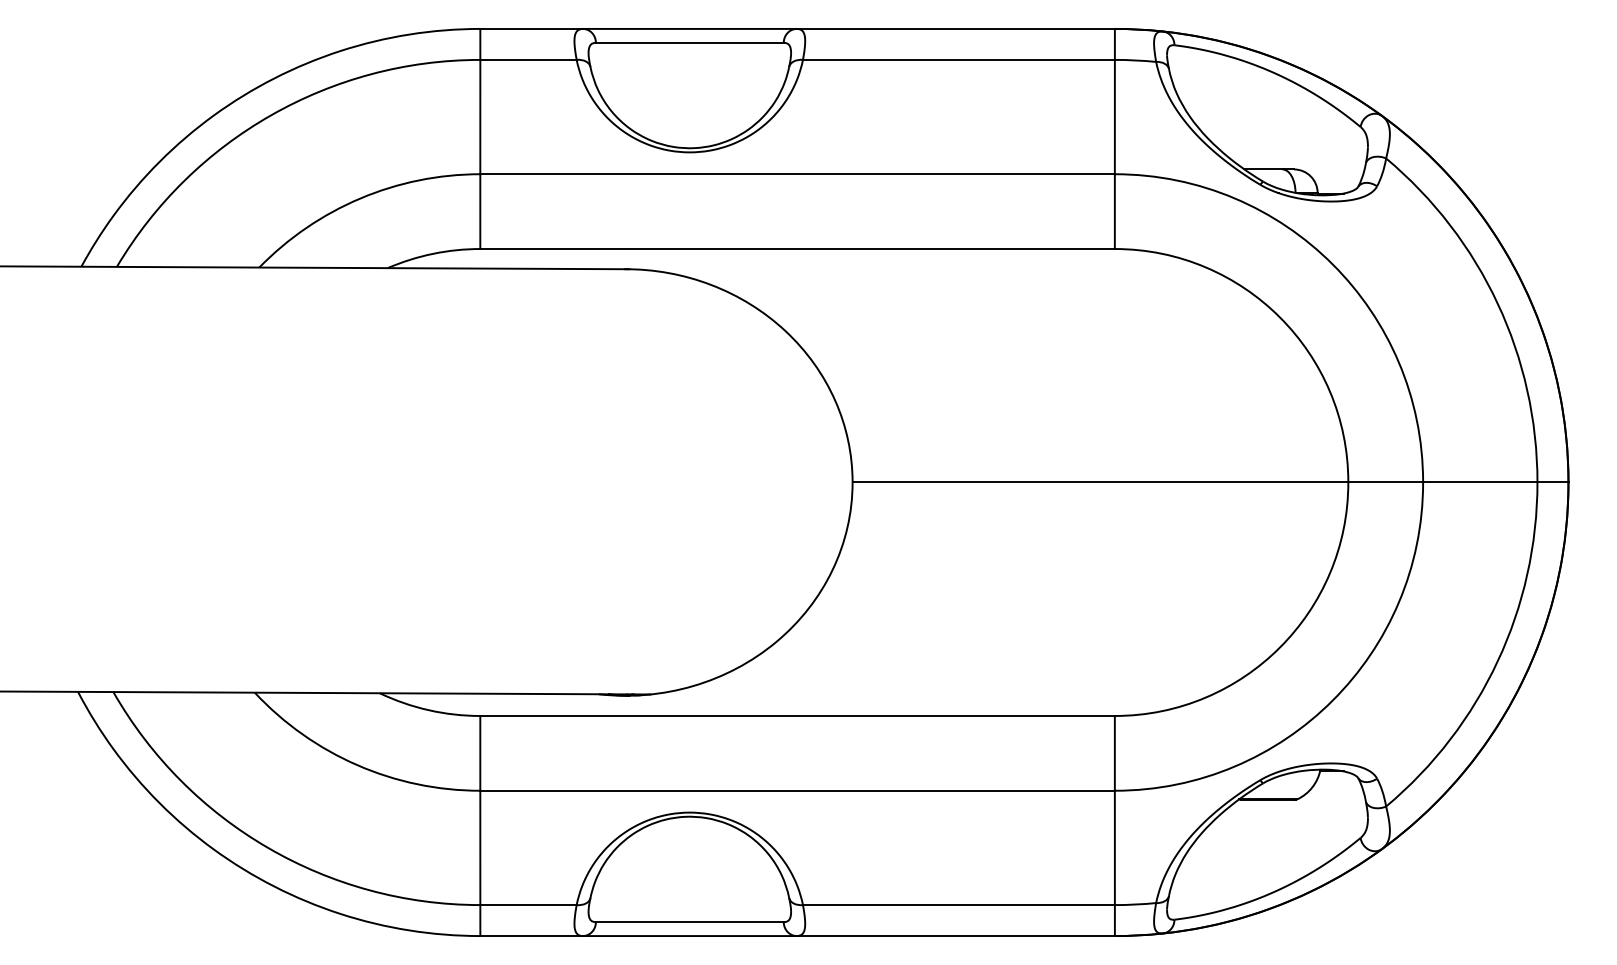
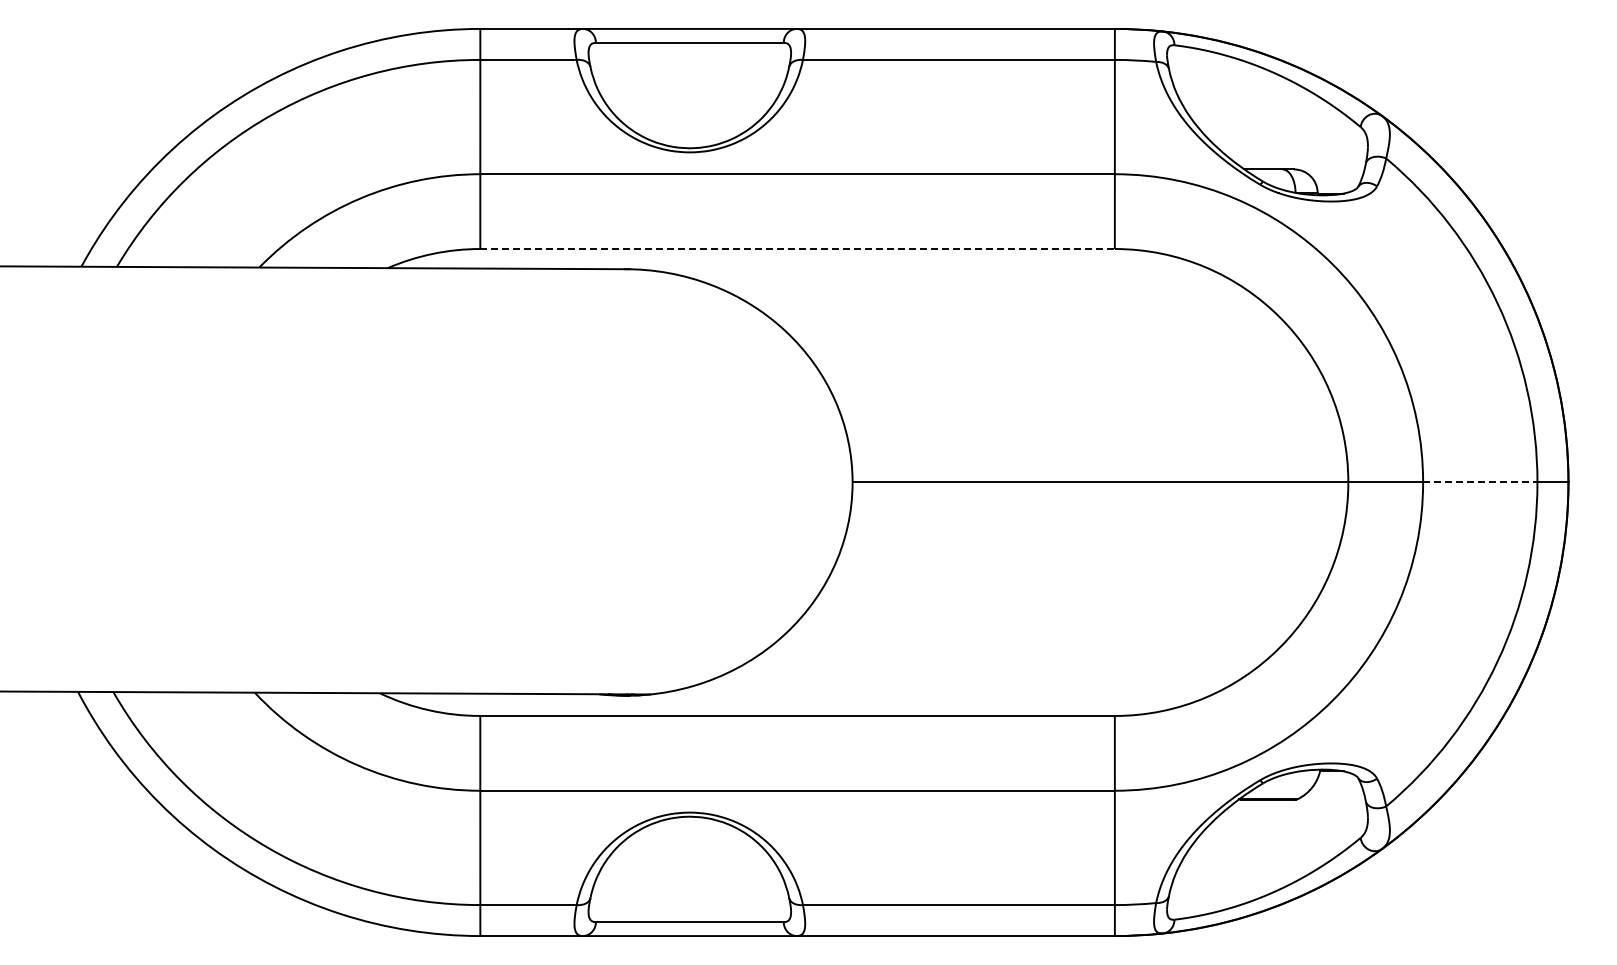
line: solid -> dashed (798, 249)
line: solid -> dashed (1480, 482)
